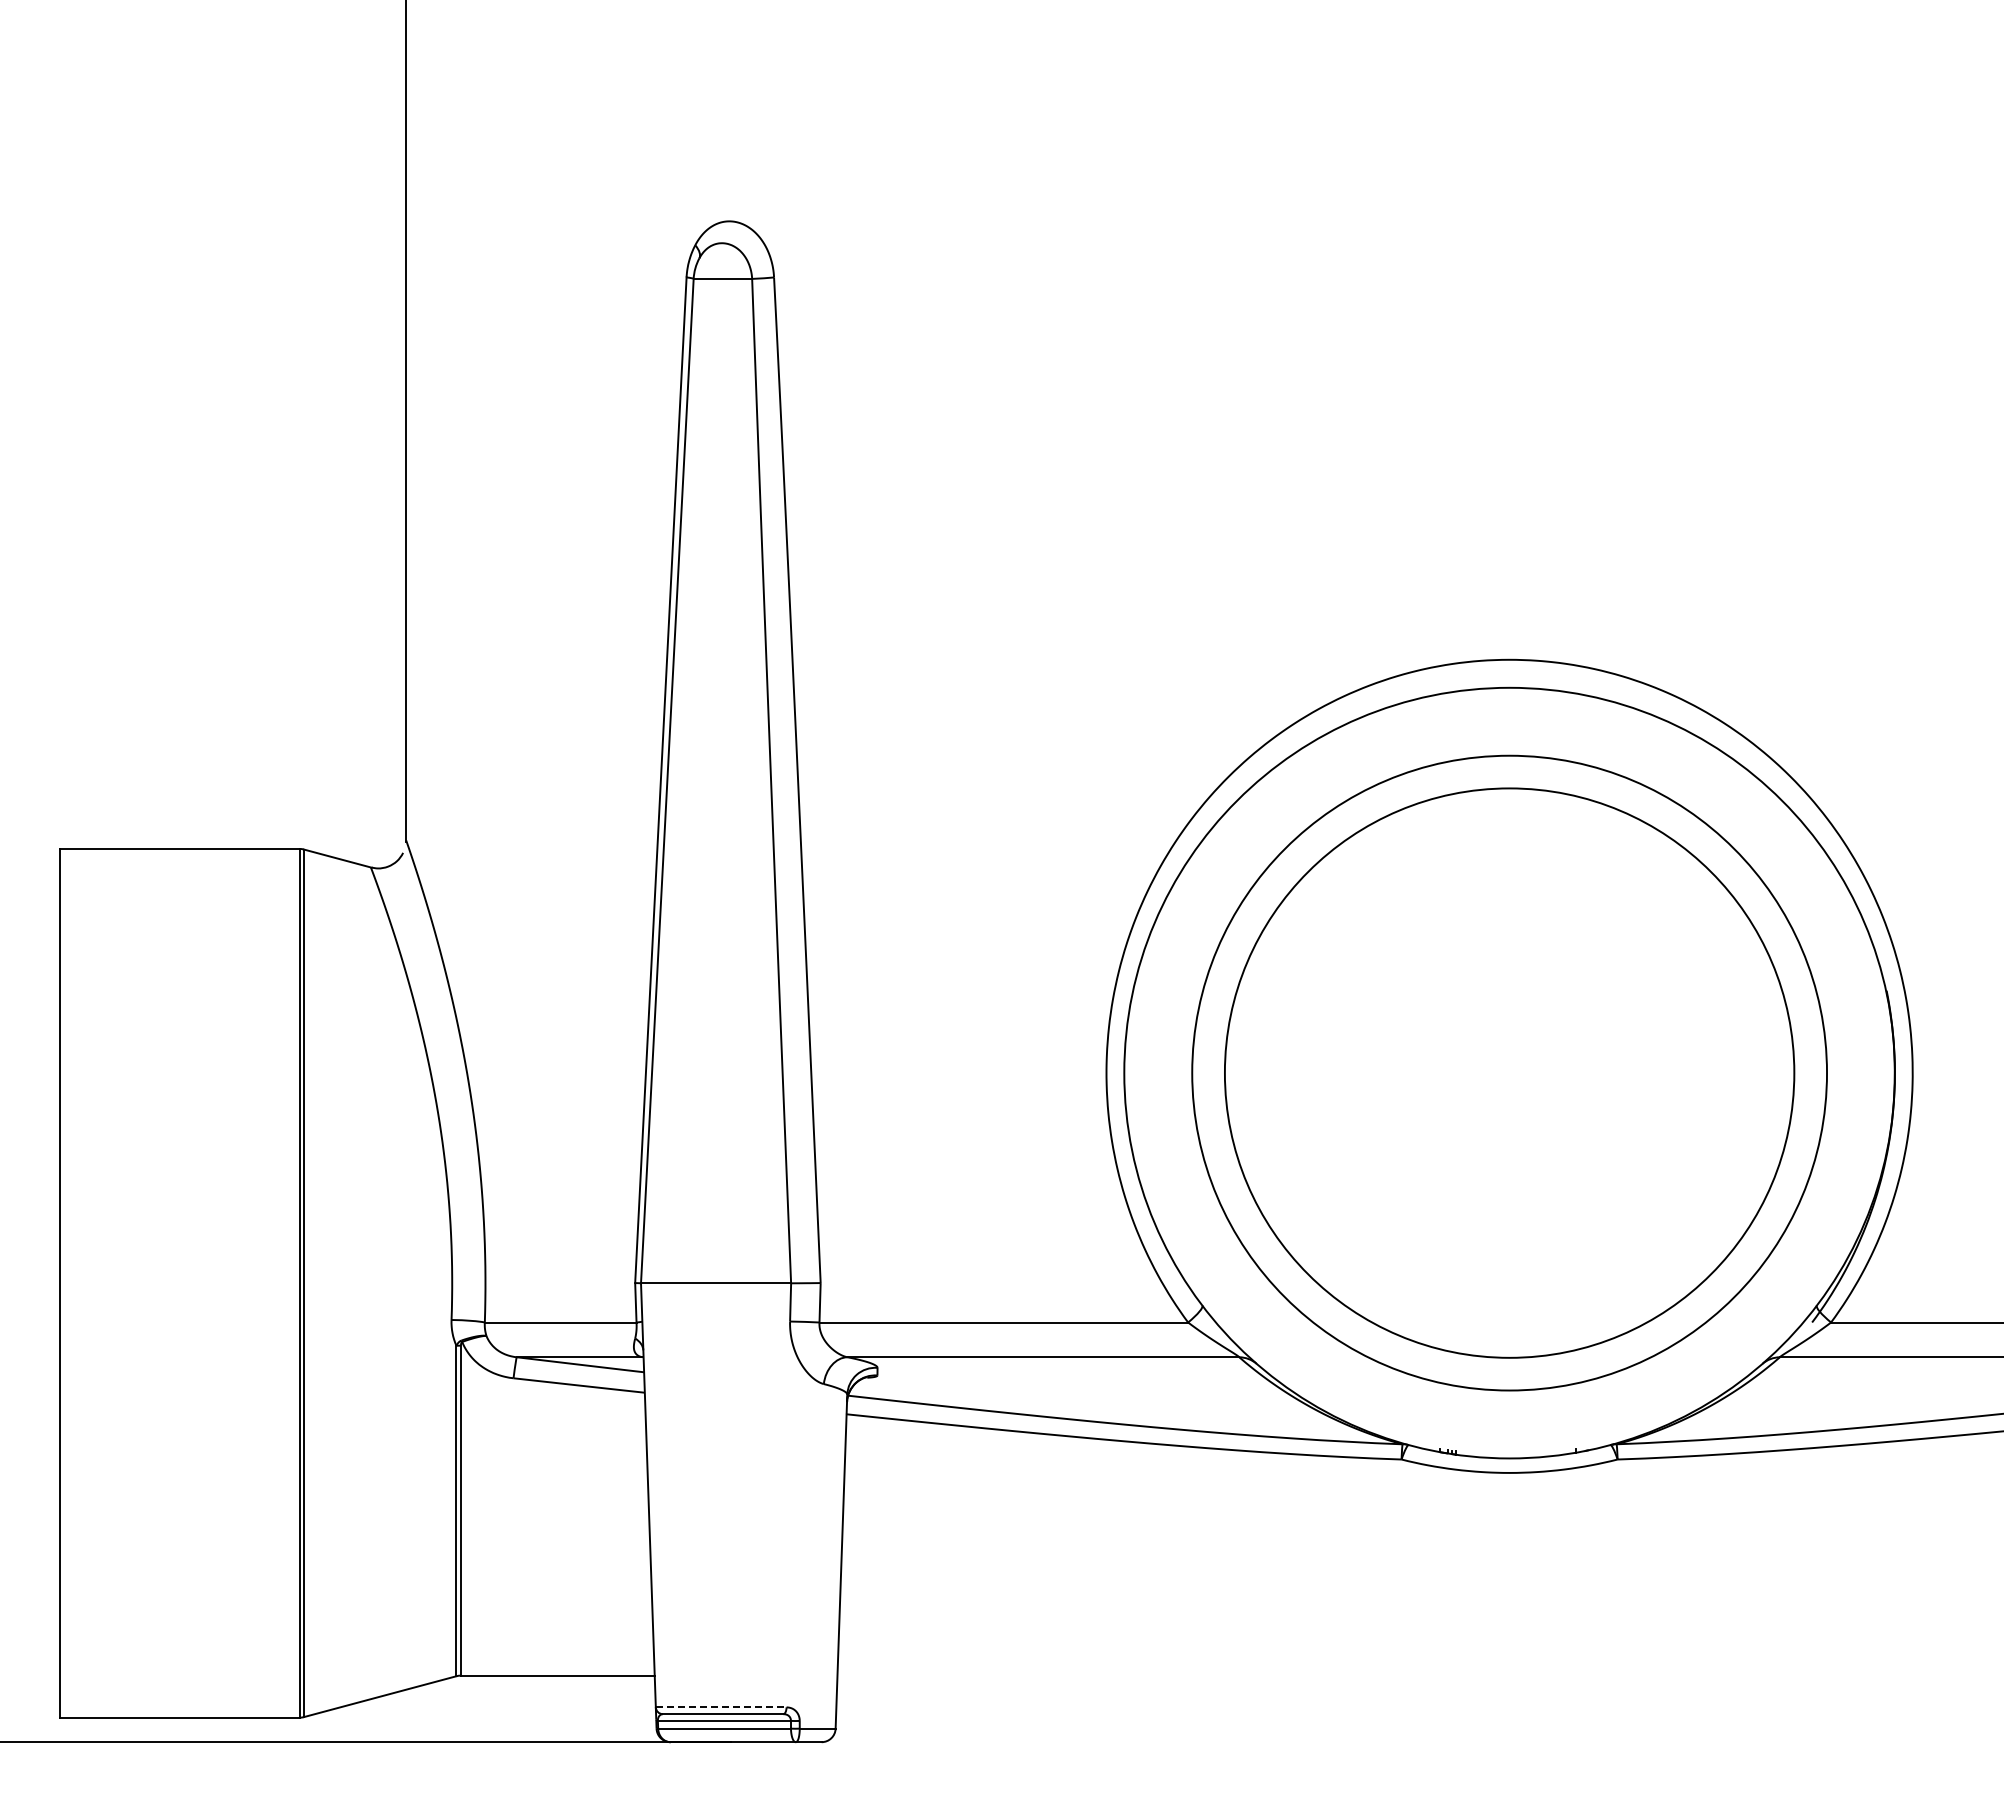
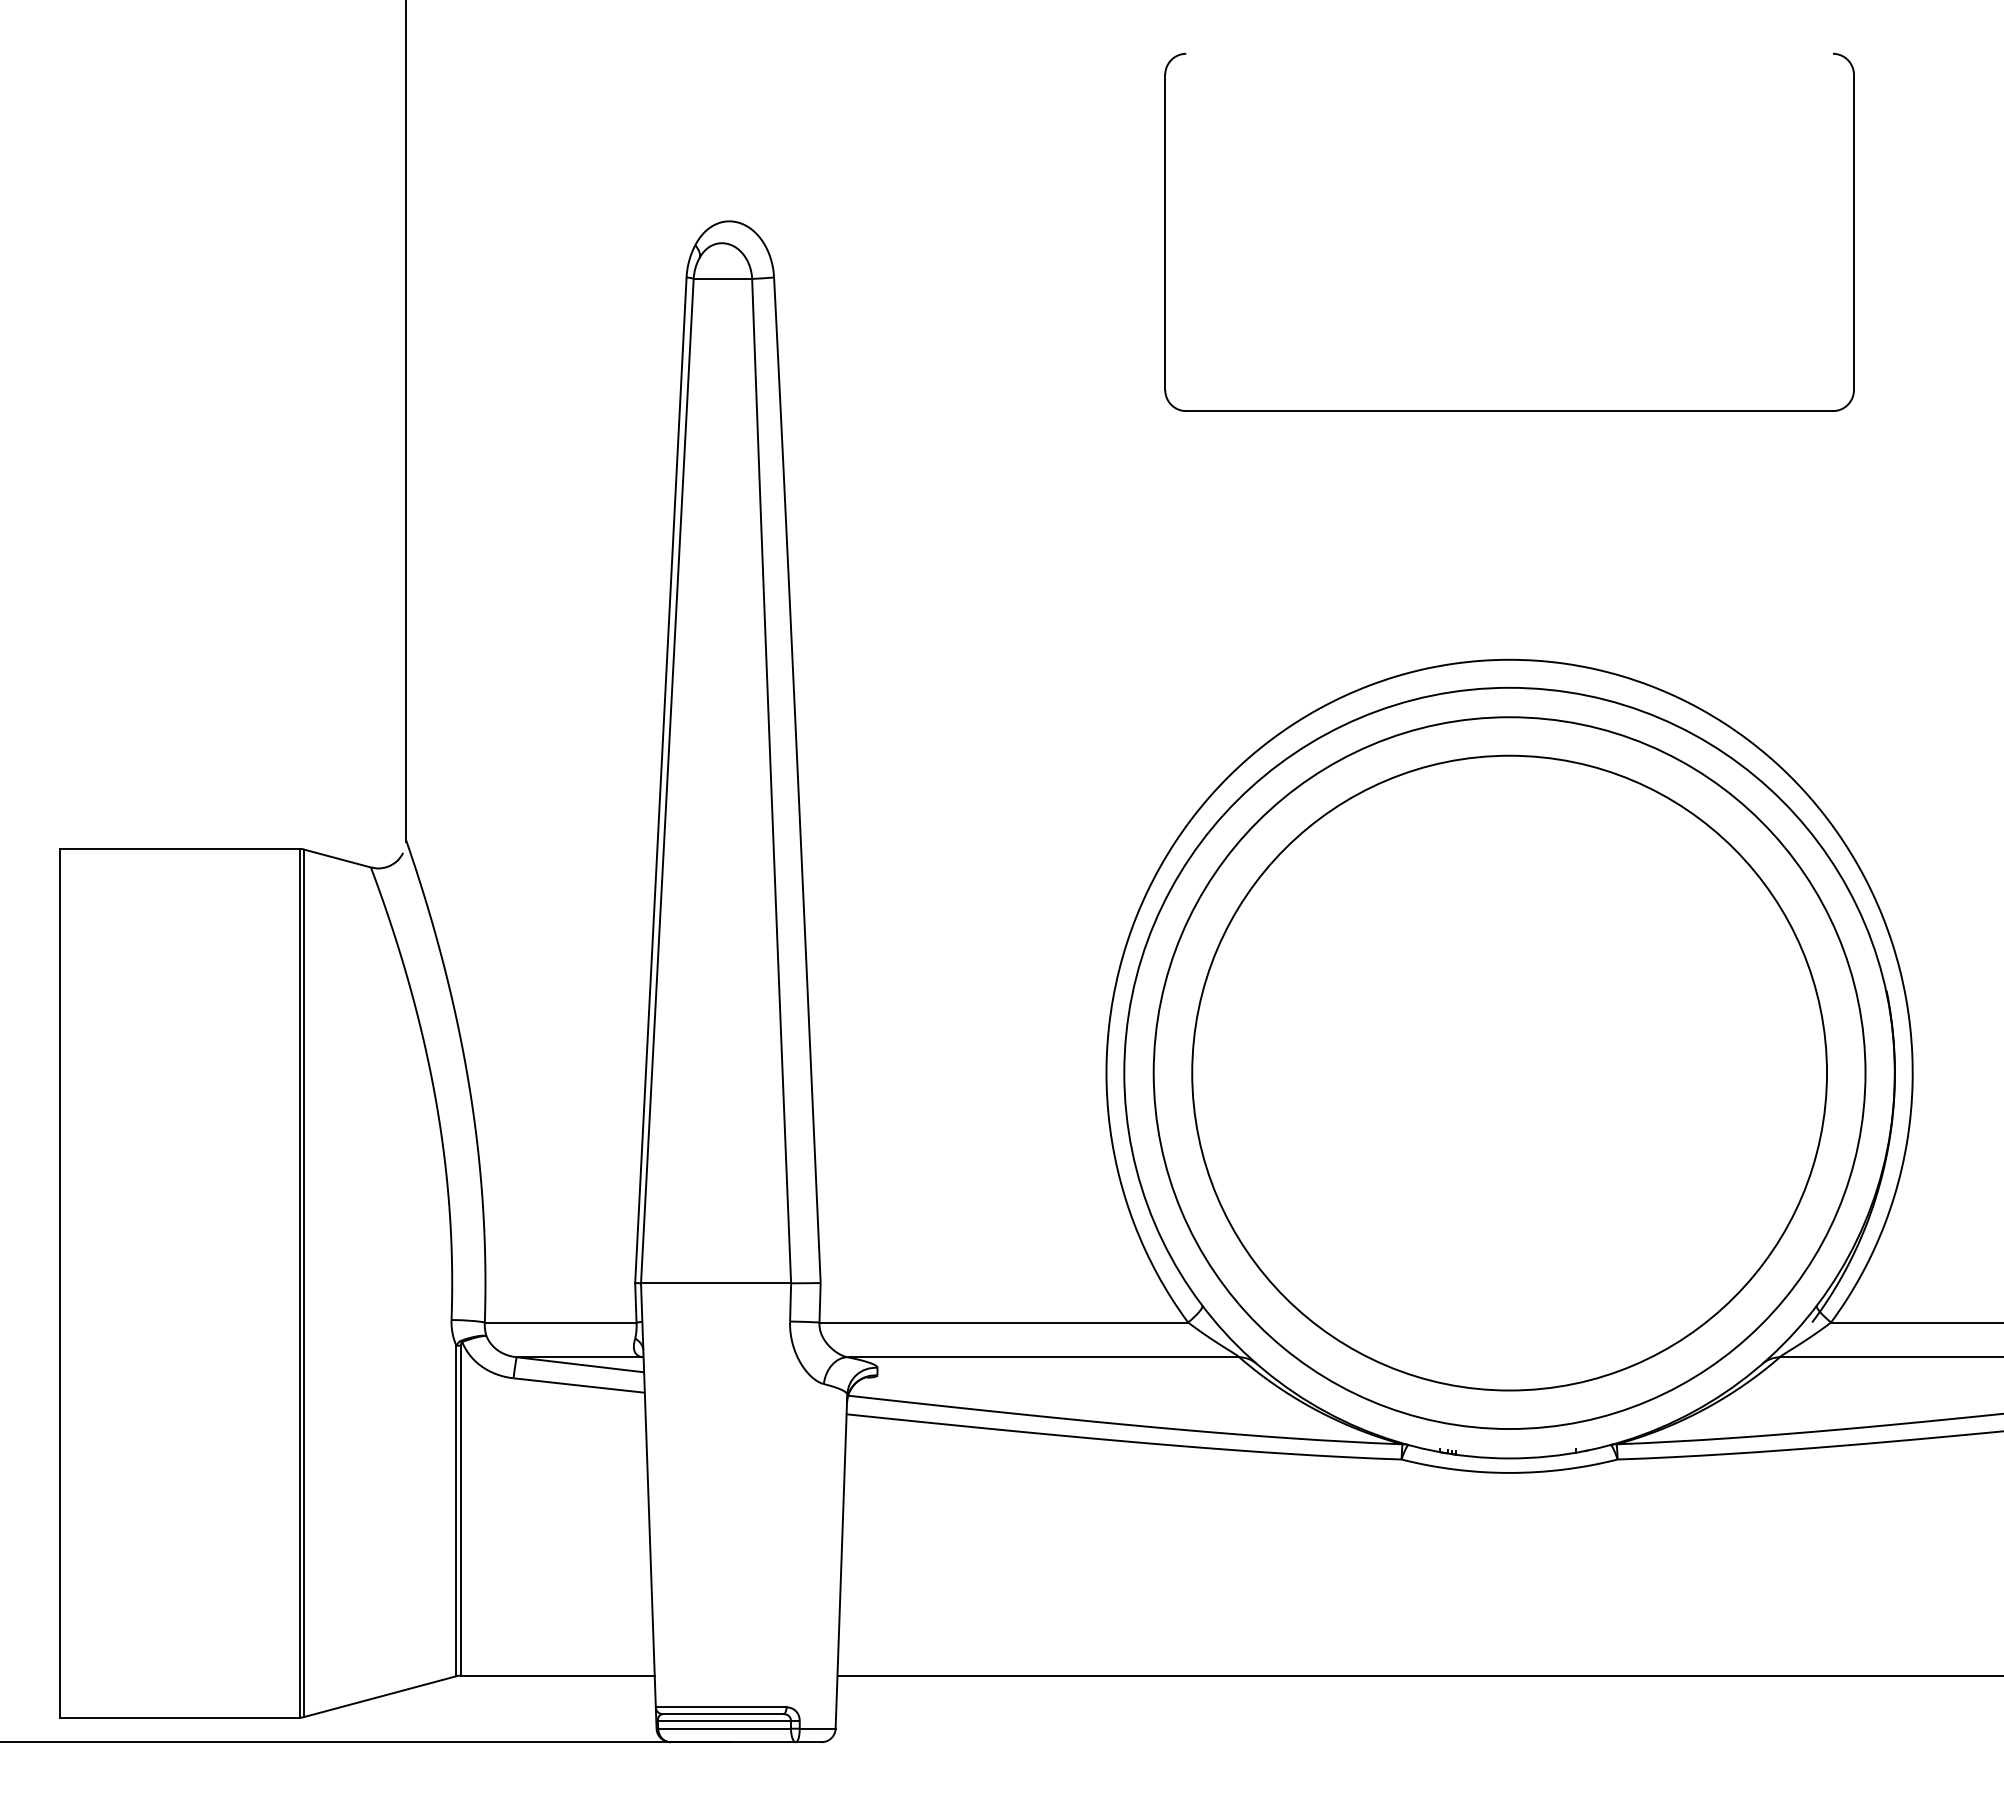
part: none -> present (1509, 410)
circle diameter: 569 px -> 712 px (1509, 1073)
line: none -> present (1418, 1675)
line: dashed -> solid (721, 1707)
